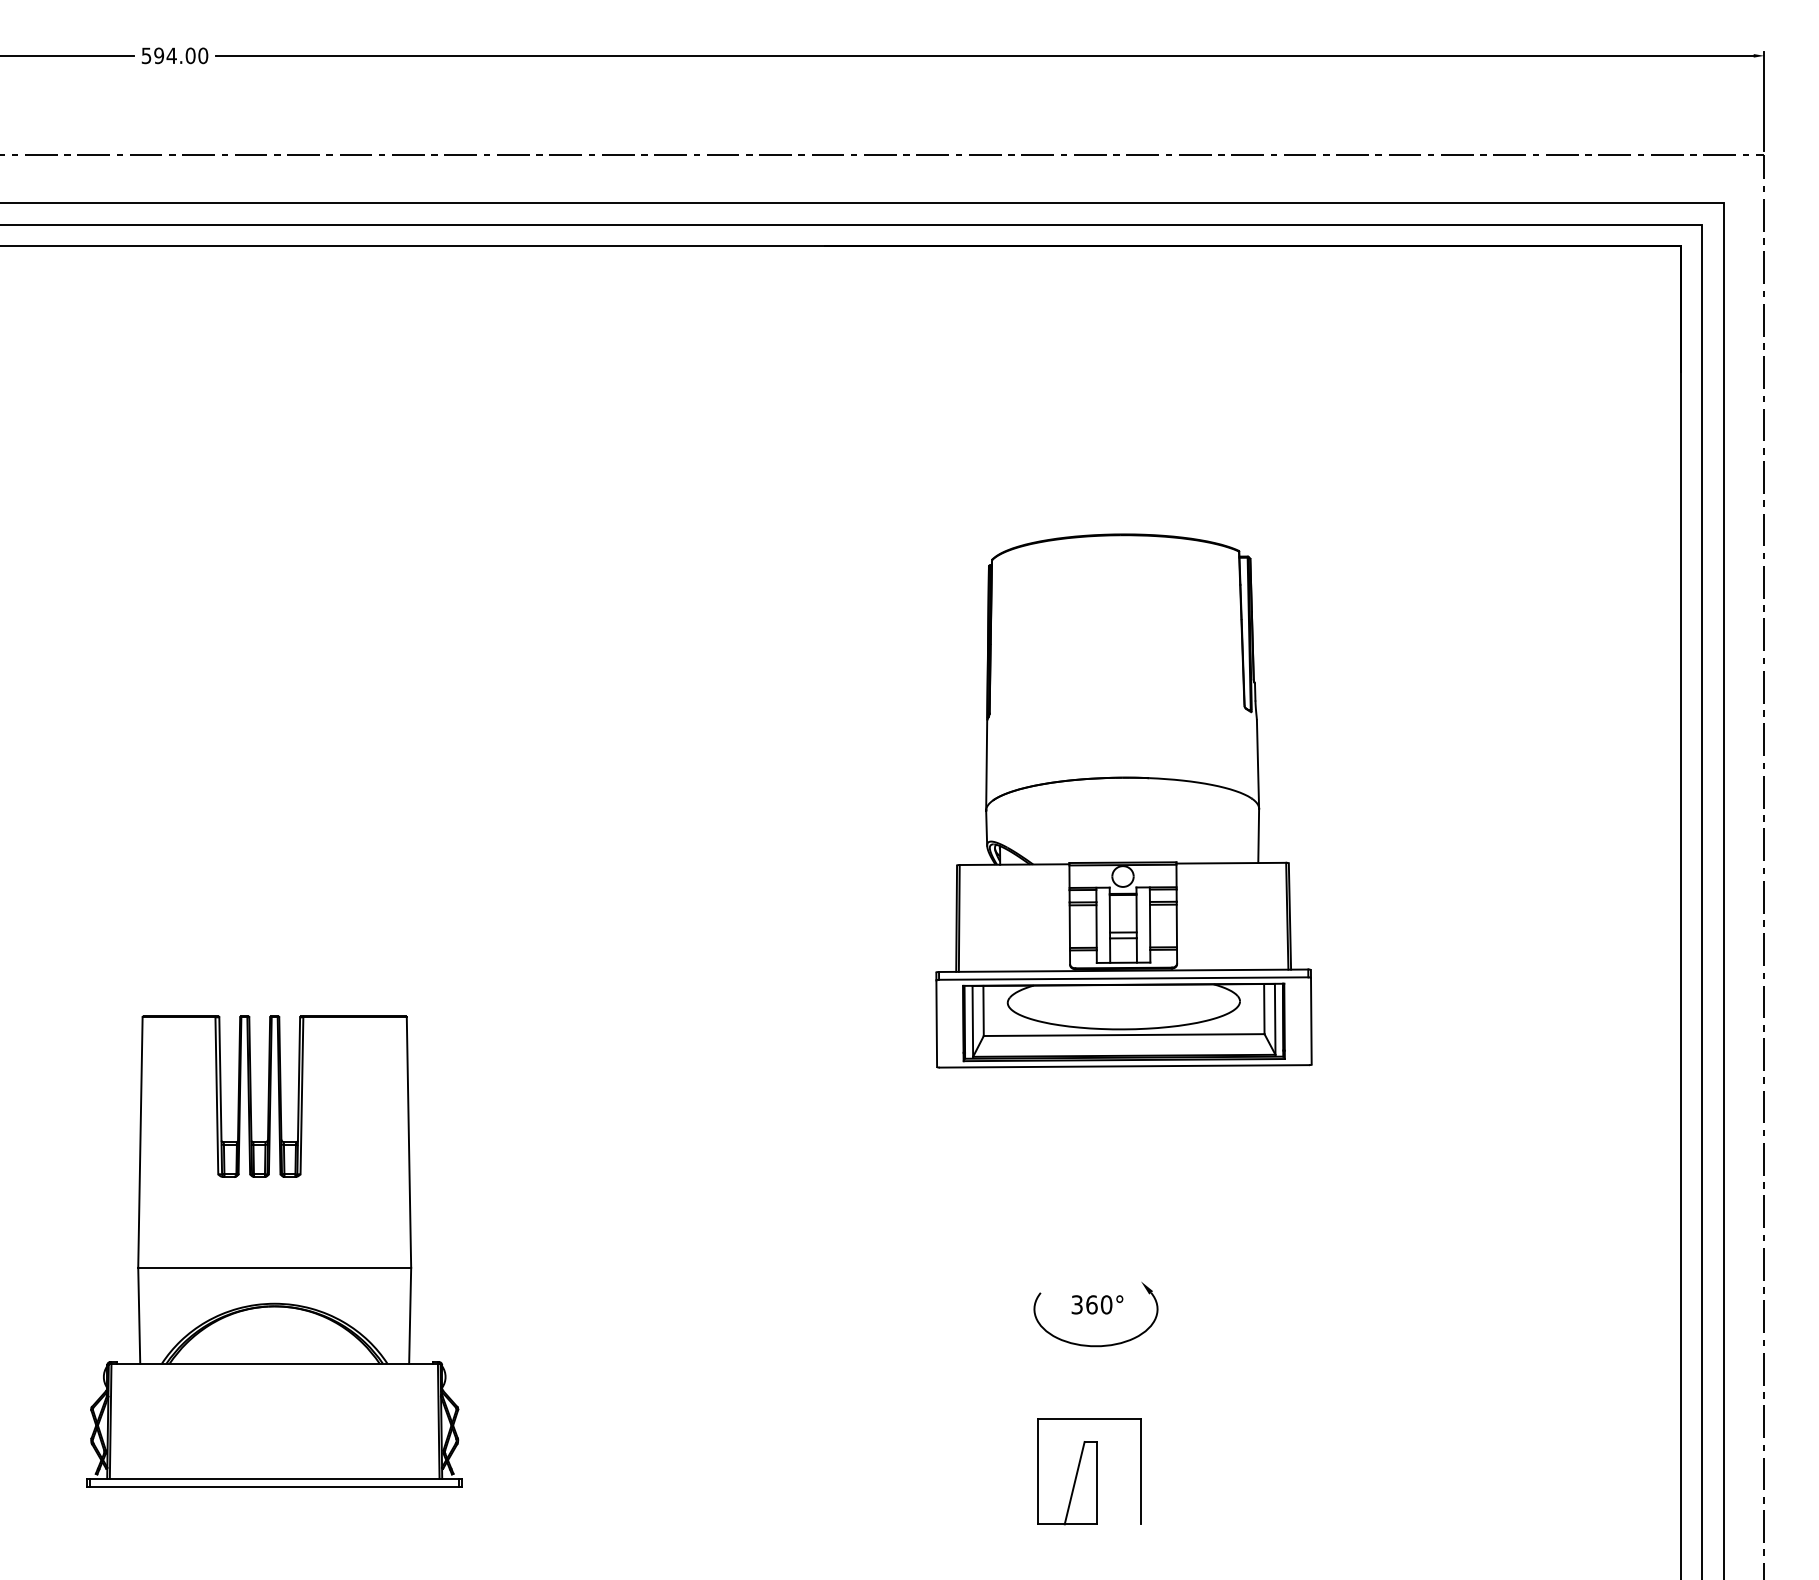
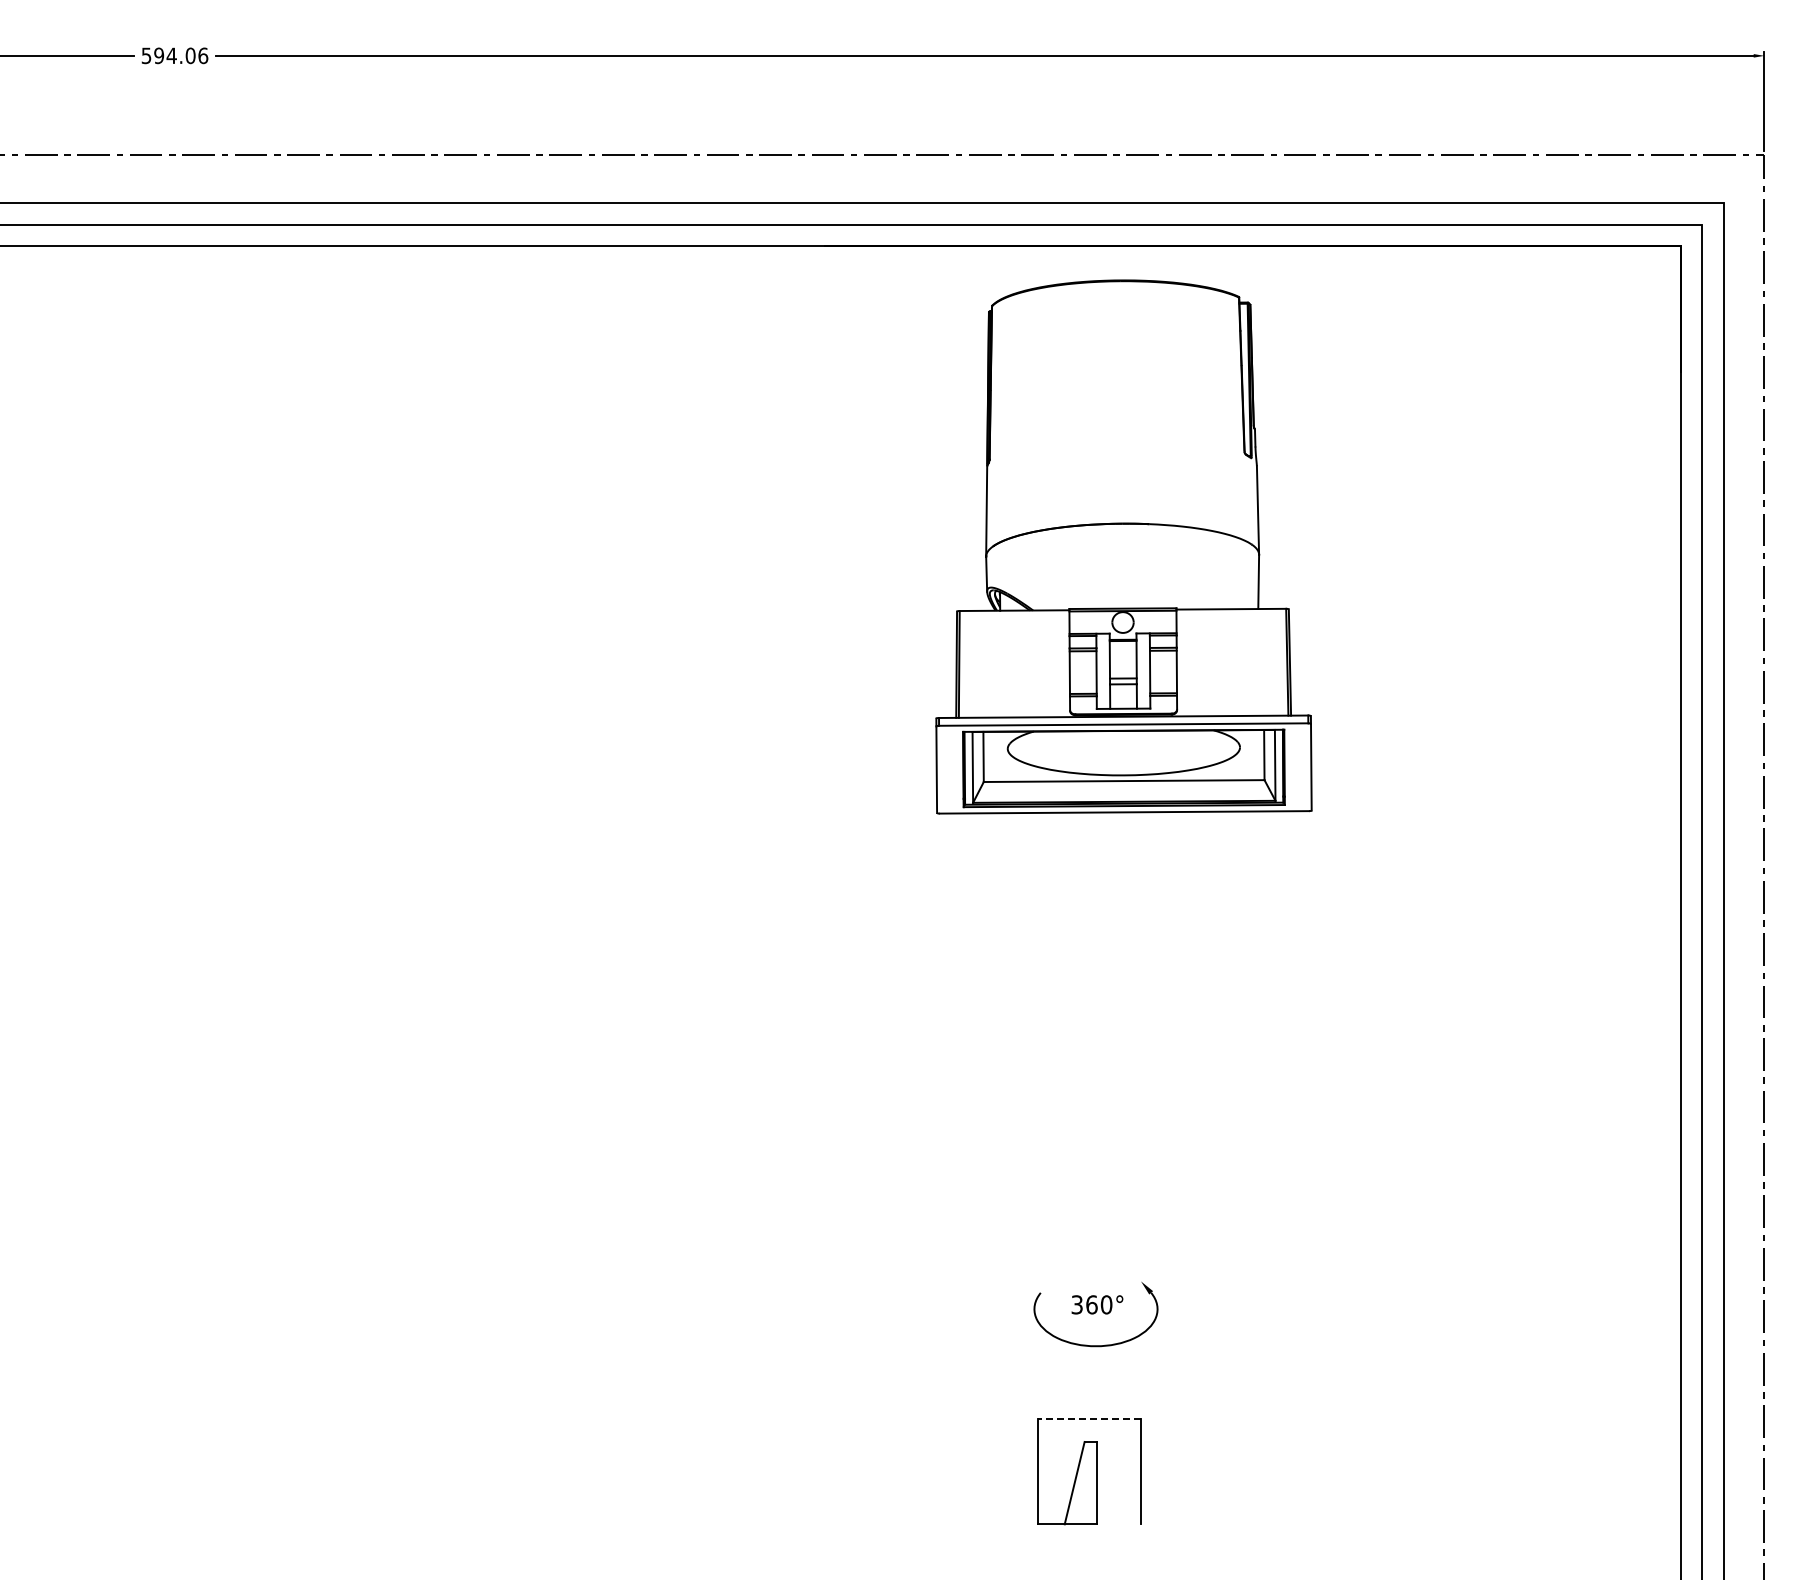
text: 594.00 -> 594.06 (203, 55)
part position: (1123, 800) -> (1123, 546) (1123, 546)
part: present -> none (274, 1251)
line: solid -> dashed (1089, 1418)
